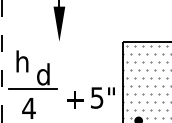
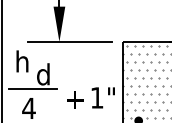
line: none -> present (69, 41)
line: dashed -> solid (1, 61)
text: 5" -> 1" (97, 97)
